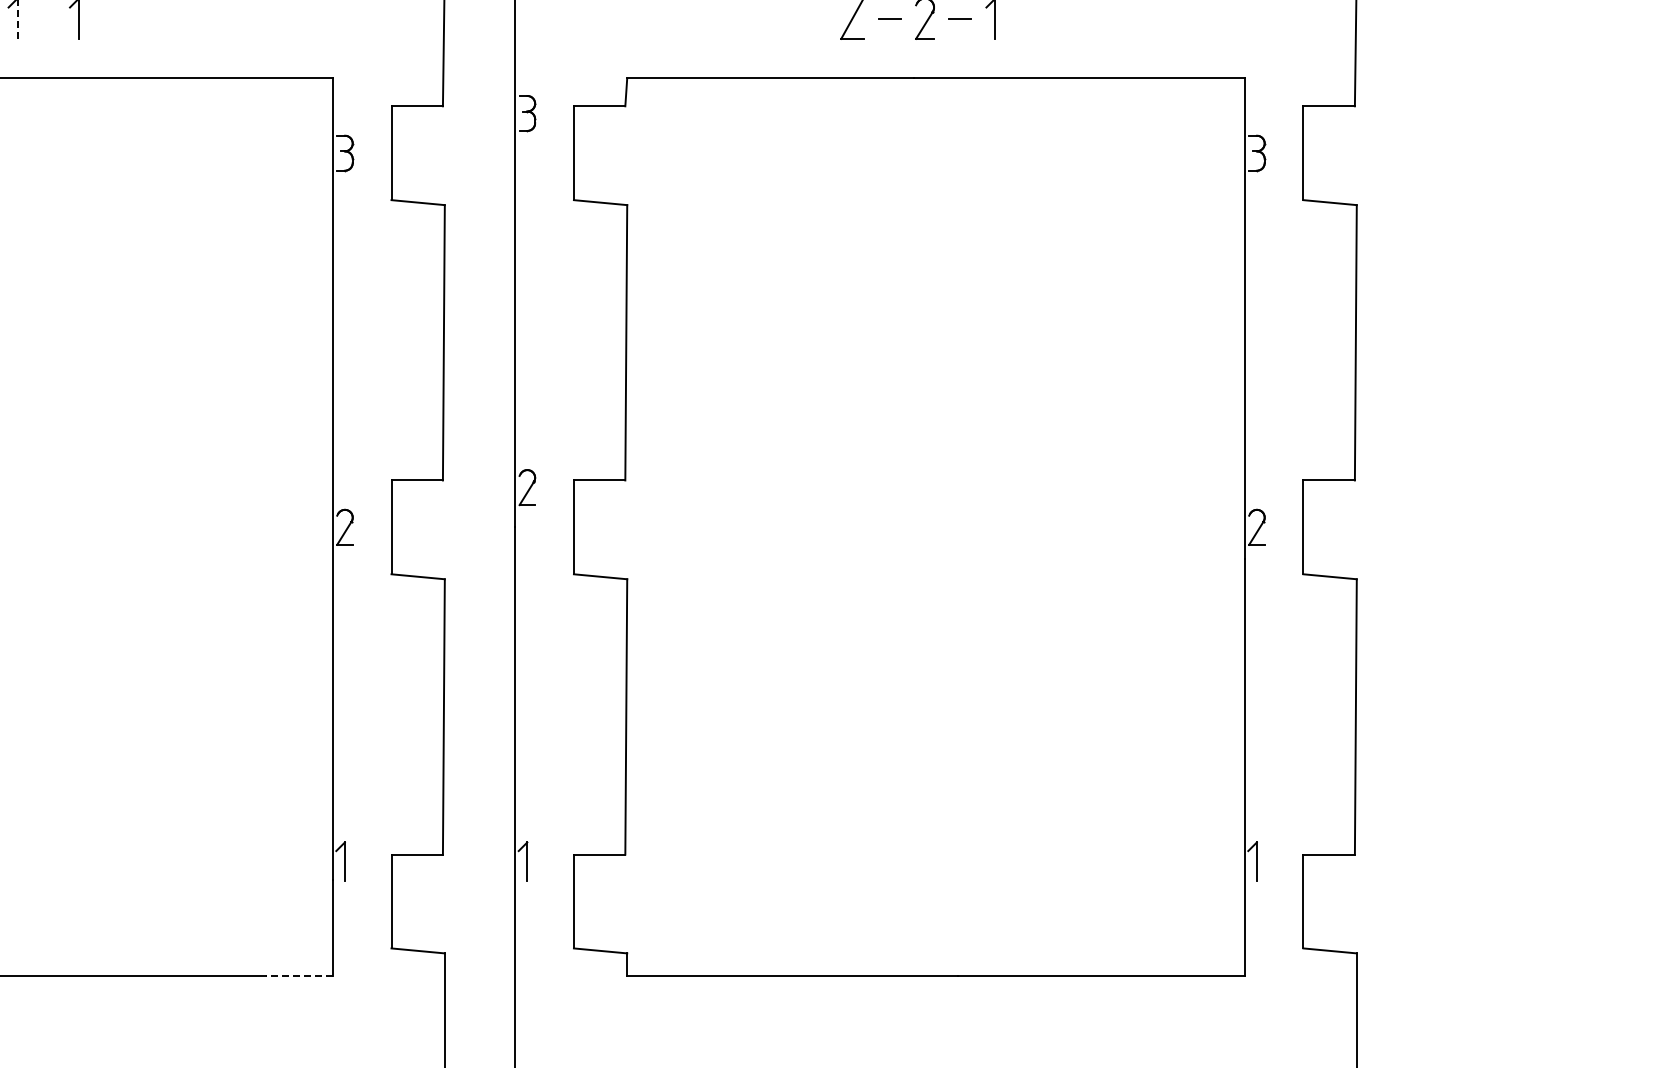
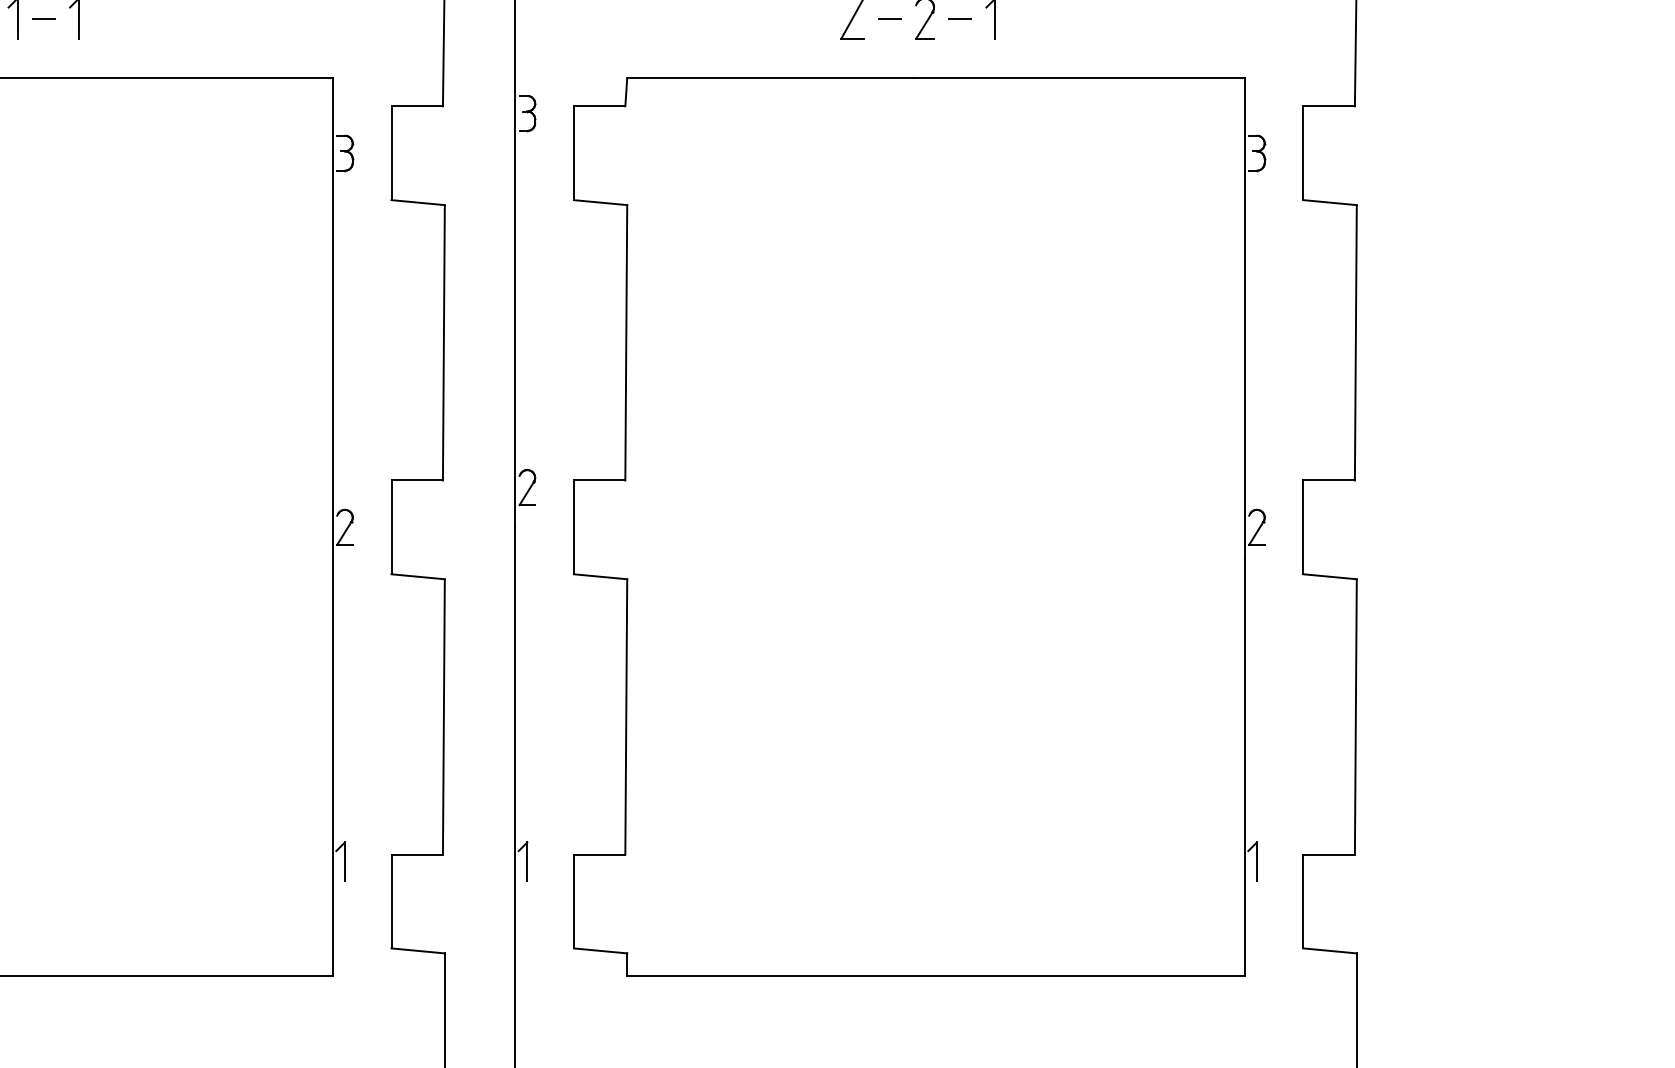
line: none -> present (43, 18)
line: dashed -> solid (17, 19)
line: dashed -> solid (299, 976)
